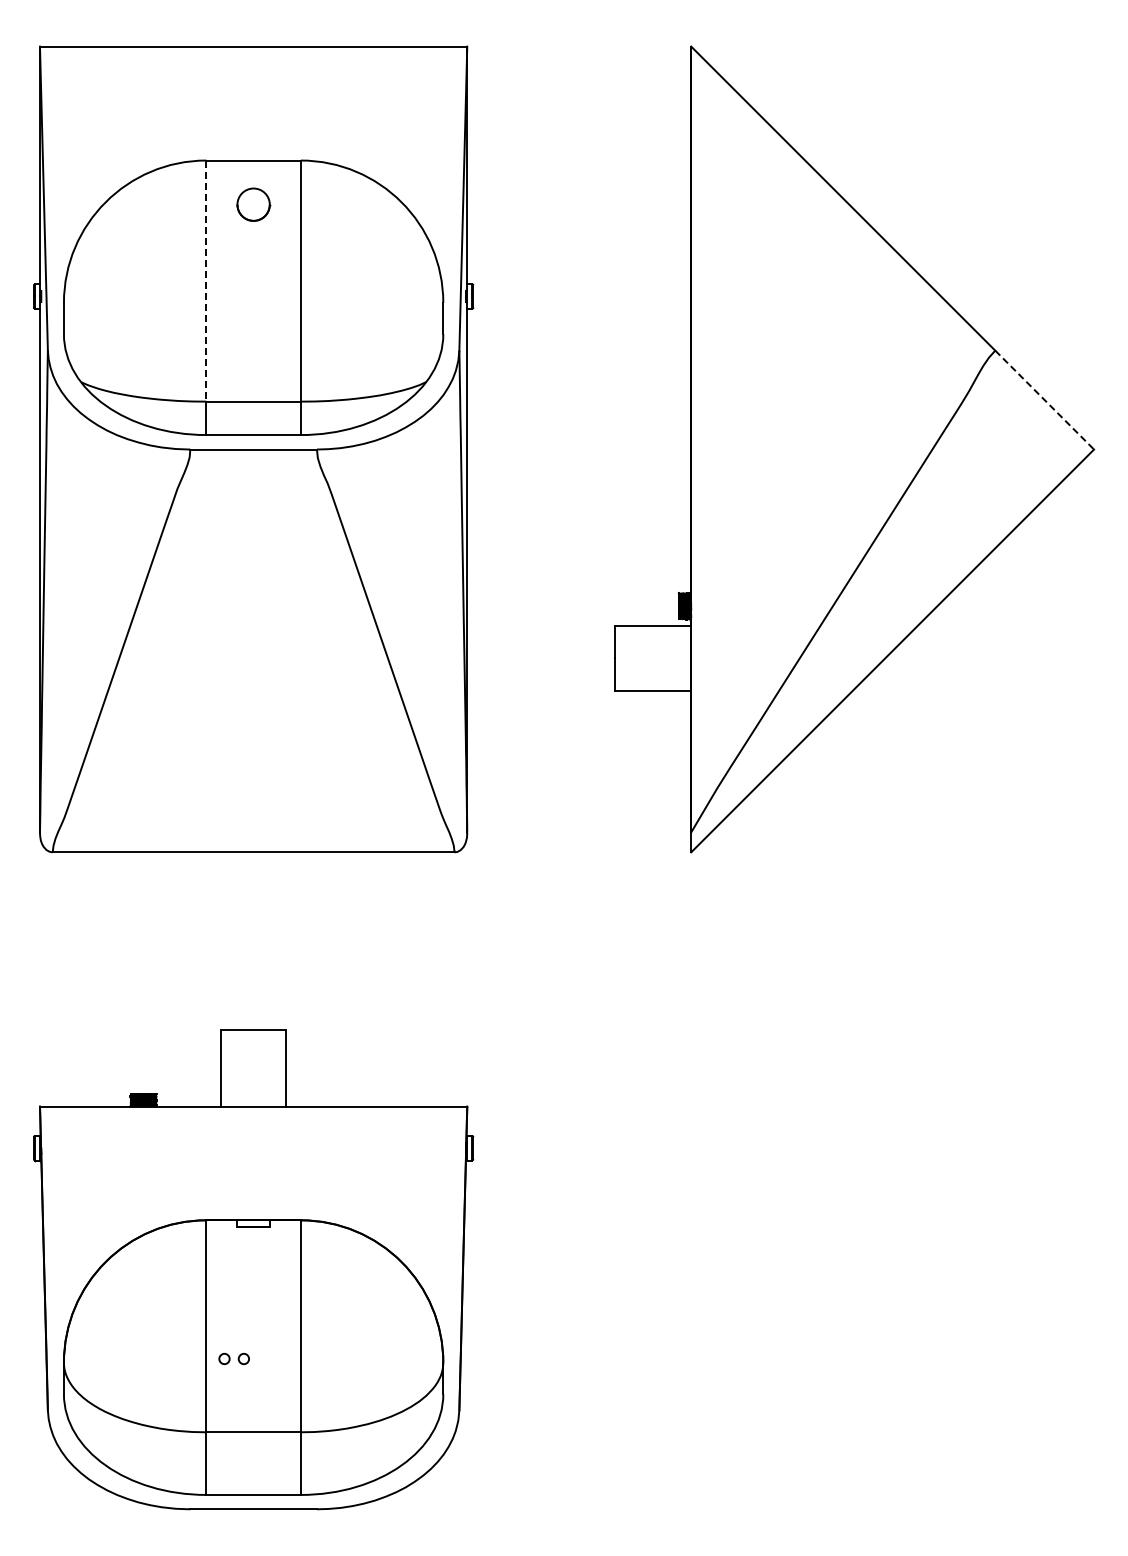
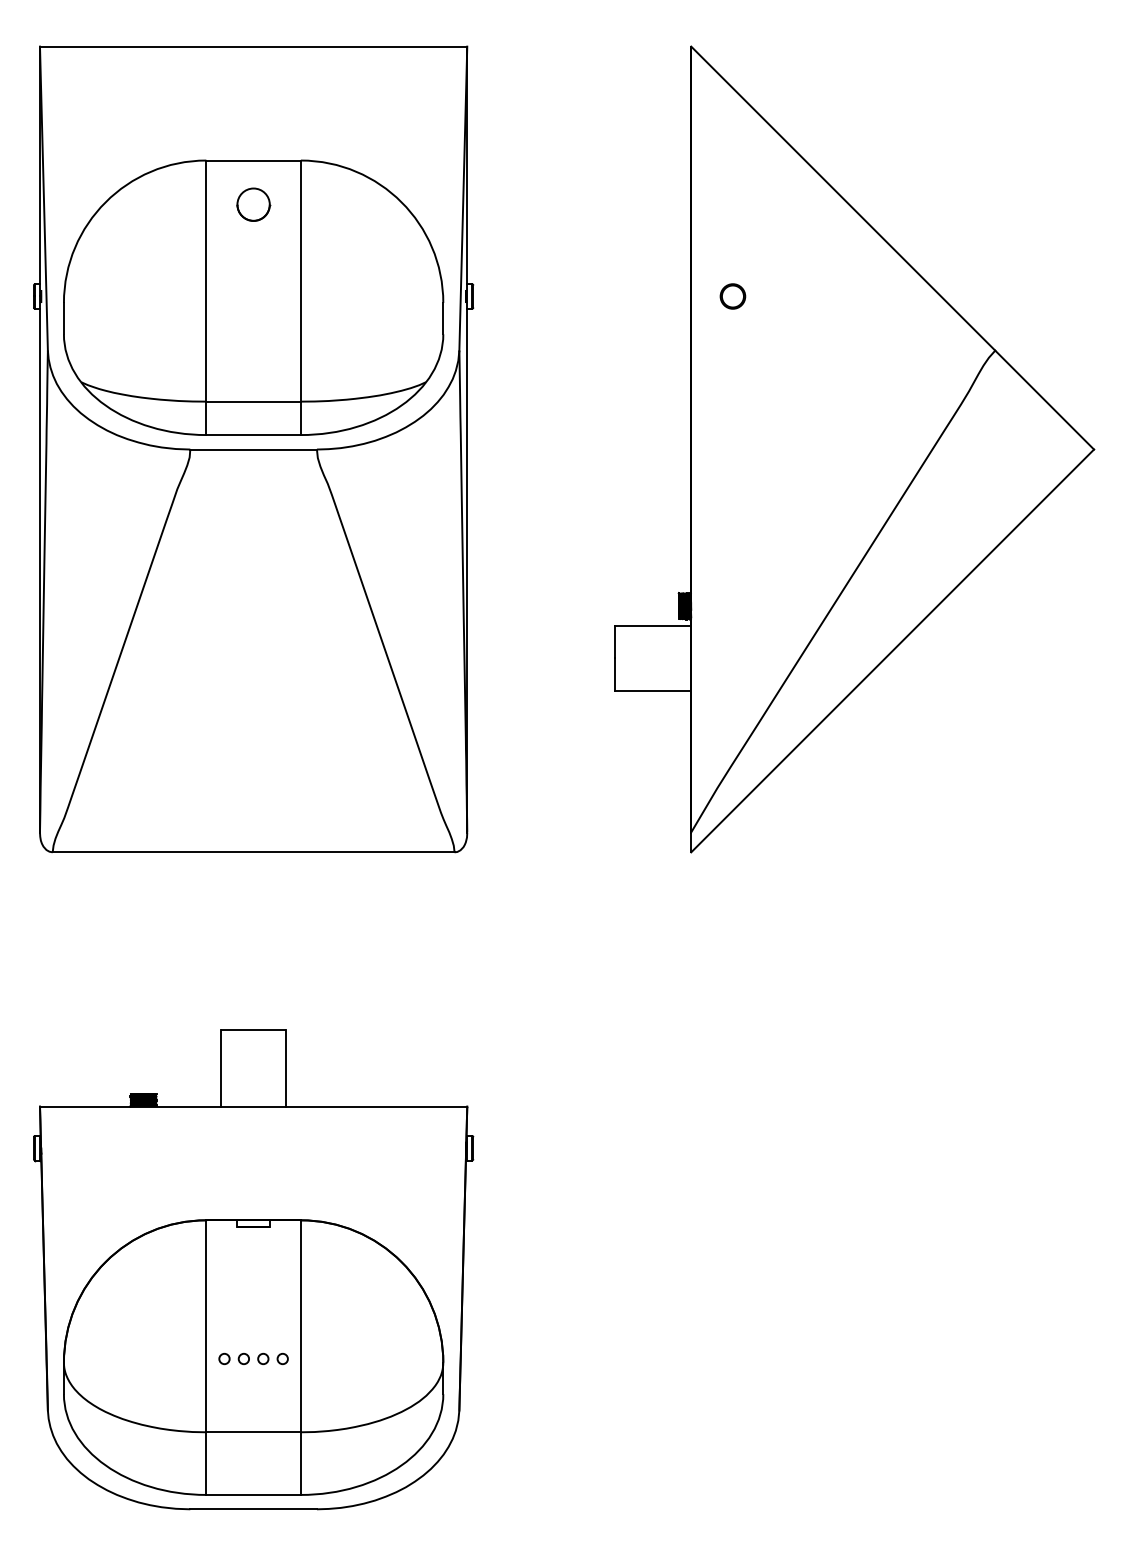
line: dashed -> solid (206, 281)
part: none -> present (732, 296)
line: dashed -> solid (1044, 400)
part: none -> present (272, 1358)
